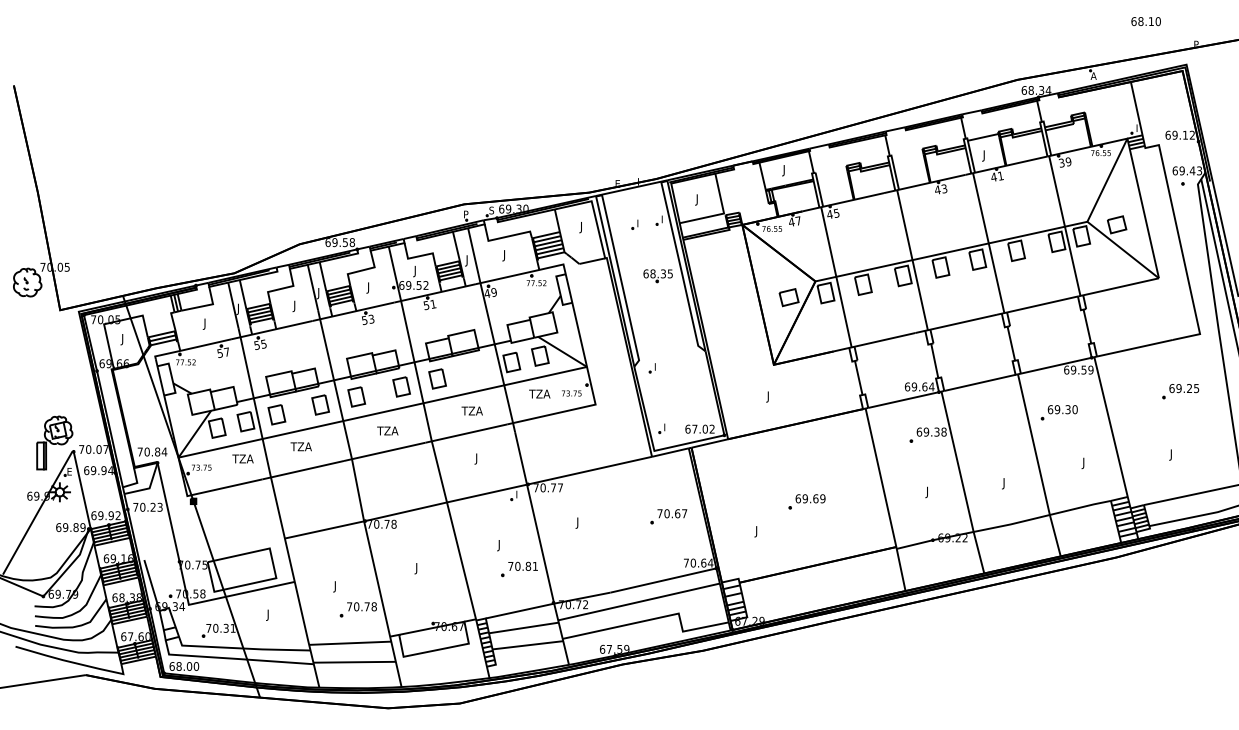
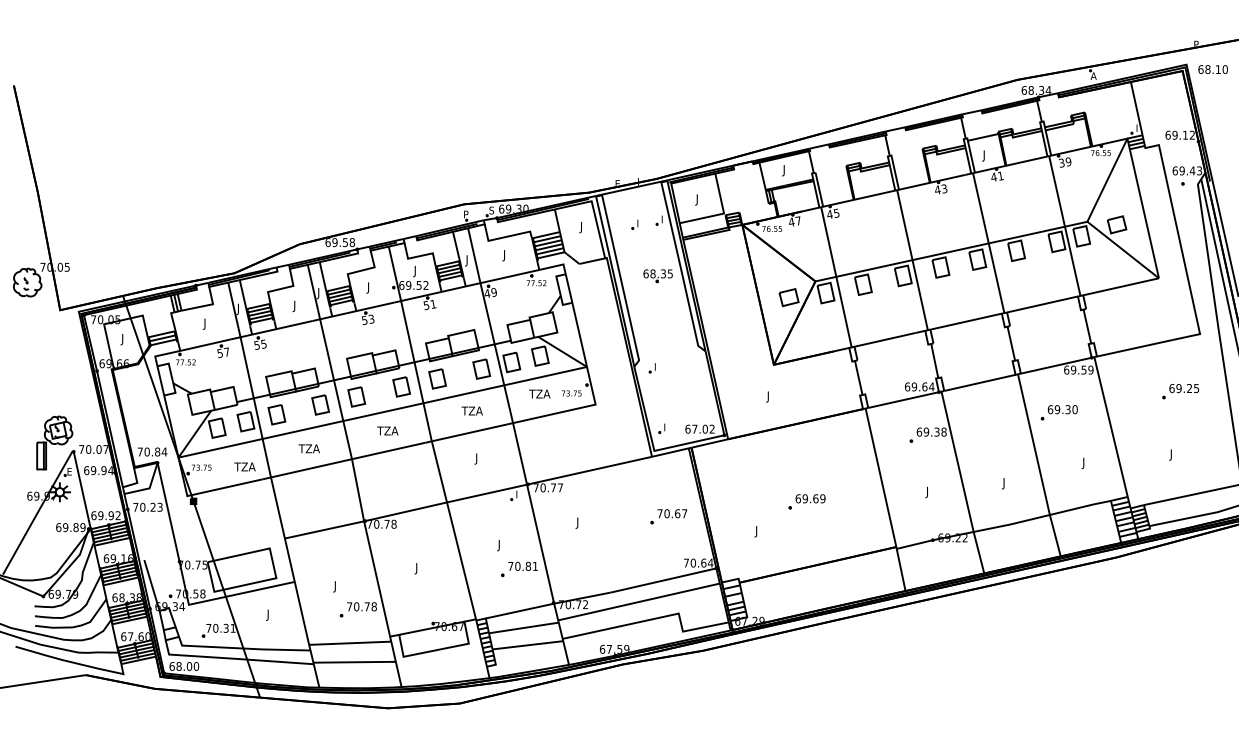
text position: (1145, 21) -> (1212, 69) (1212, 69)
part: none -> present (481, 368)
text position: (300, 446) -> (308, 448) (308, 448)
text position: (242, 458) -> (244, 466) (244, 466)
